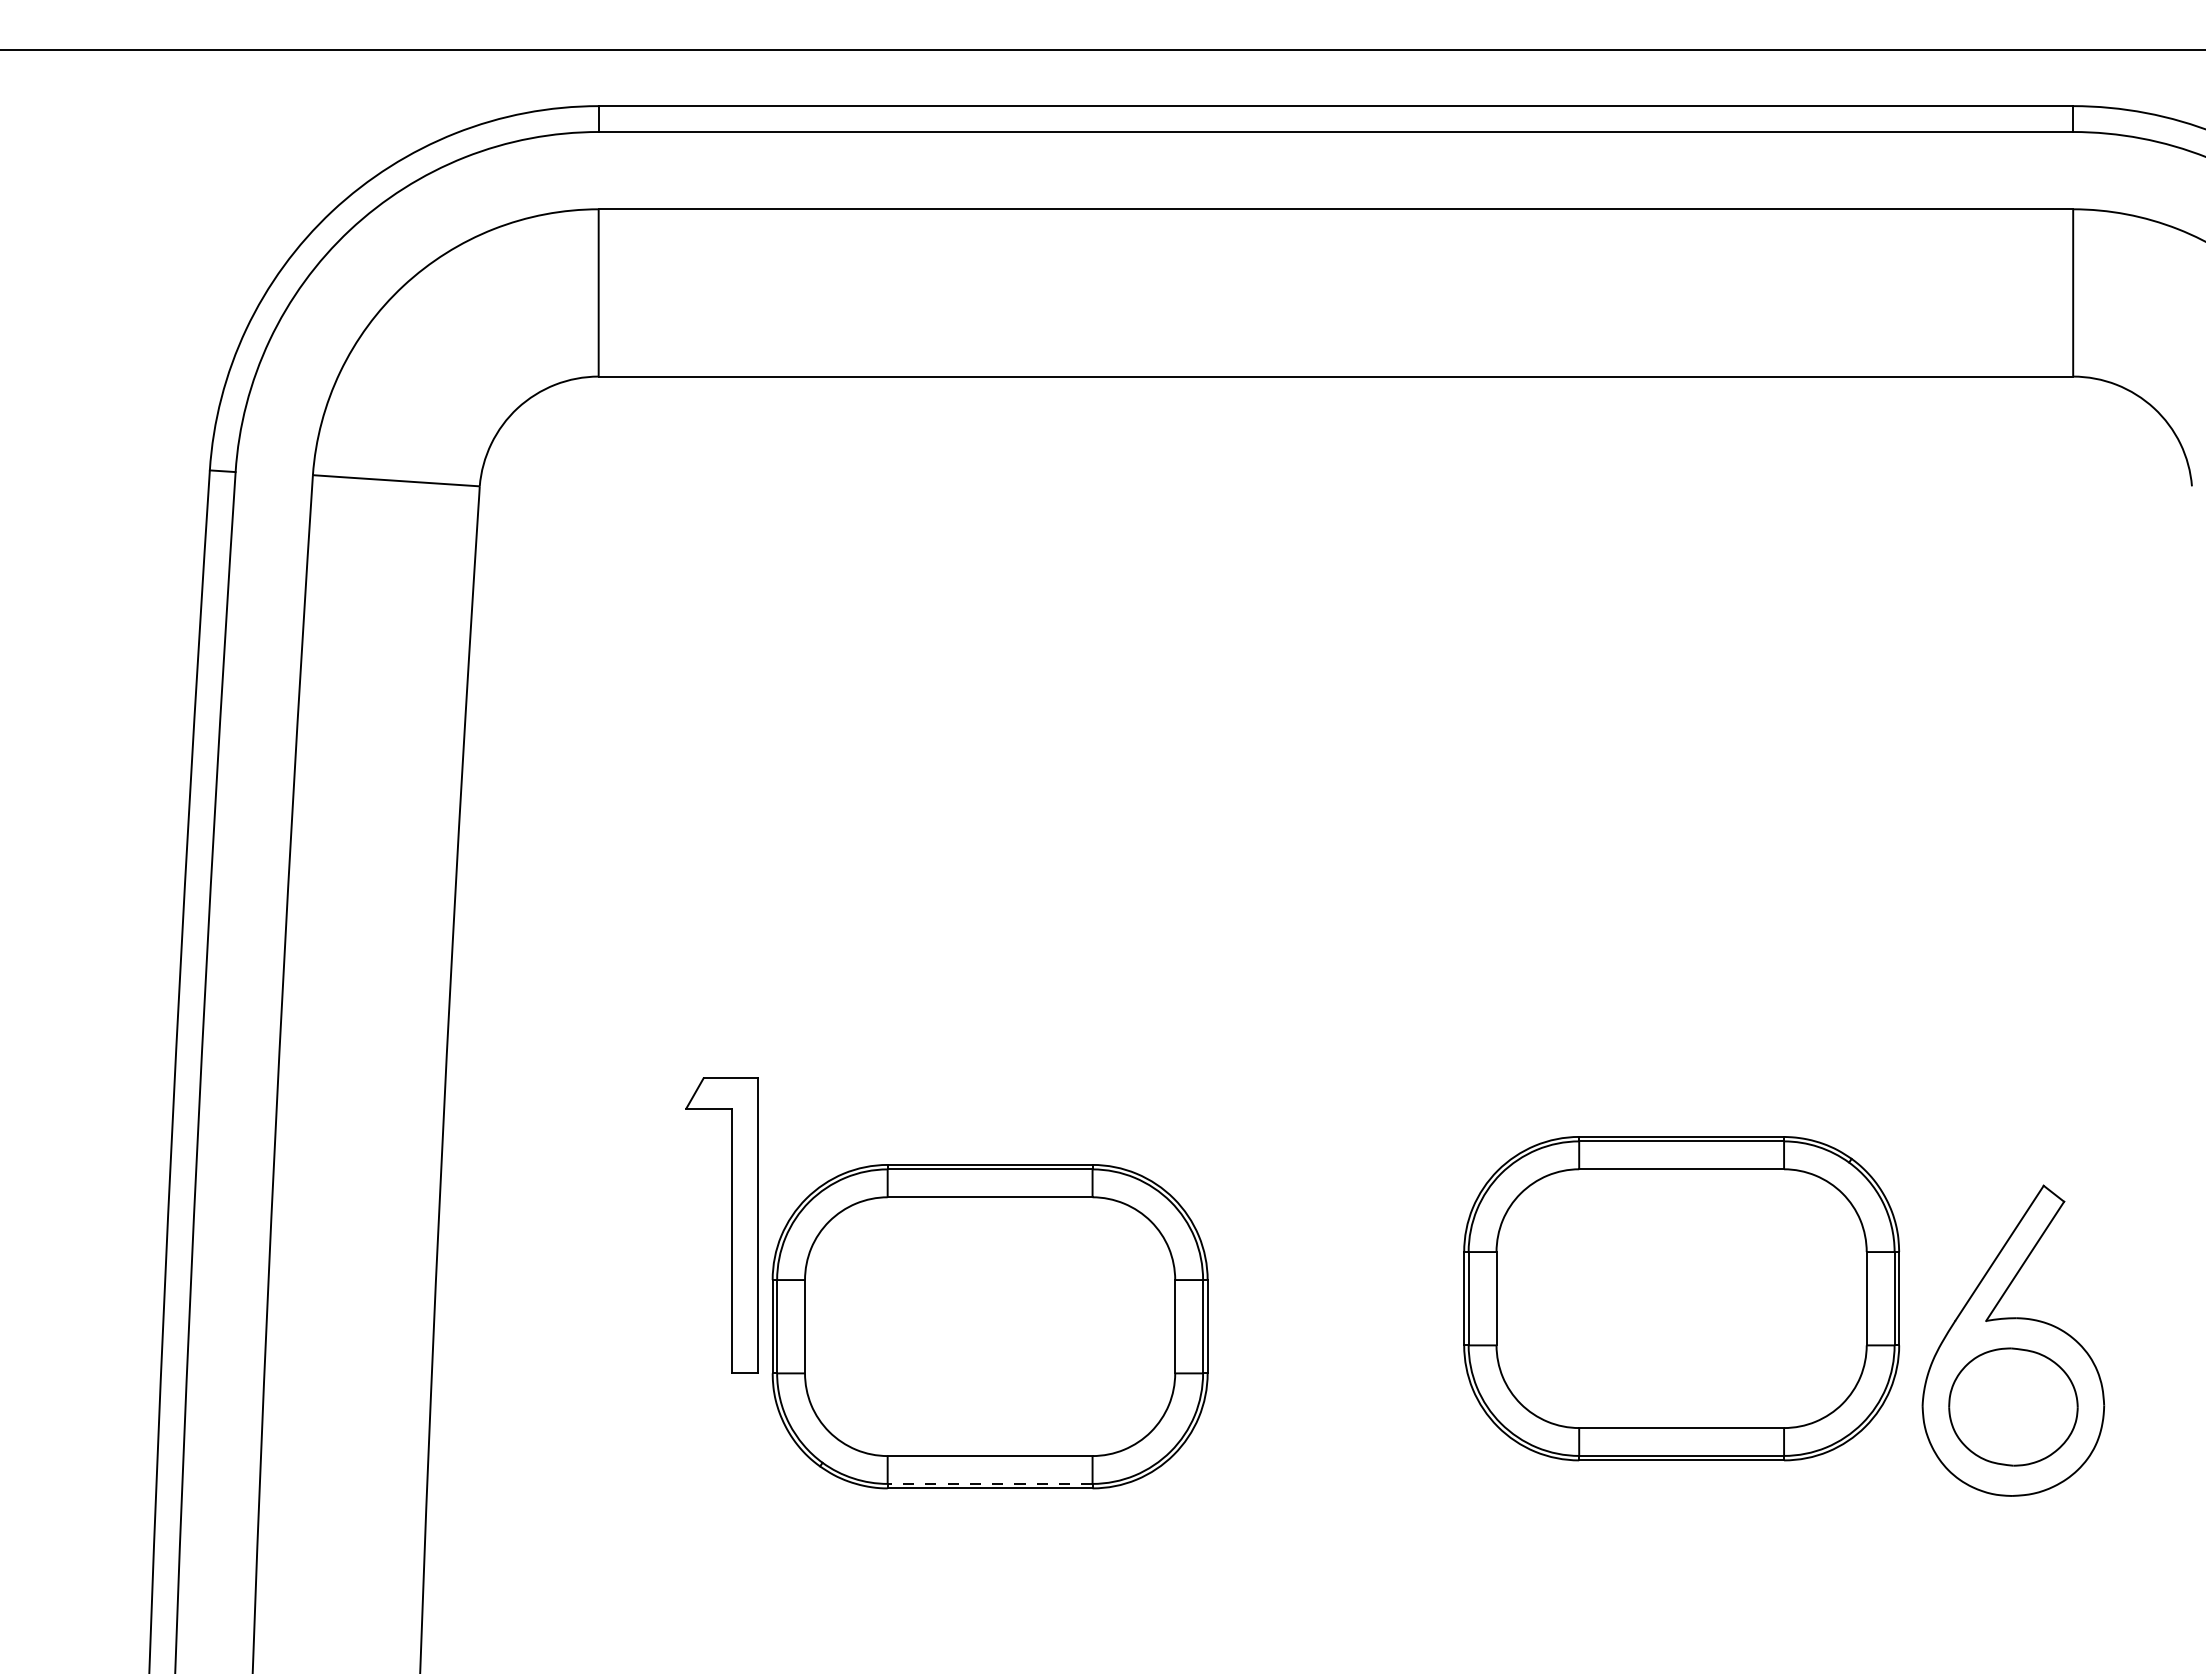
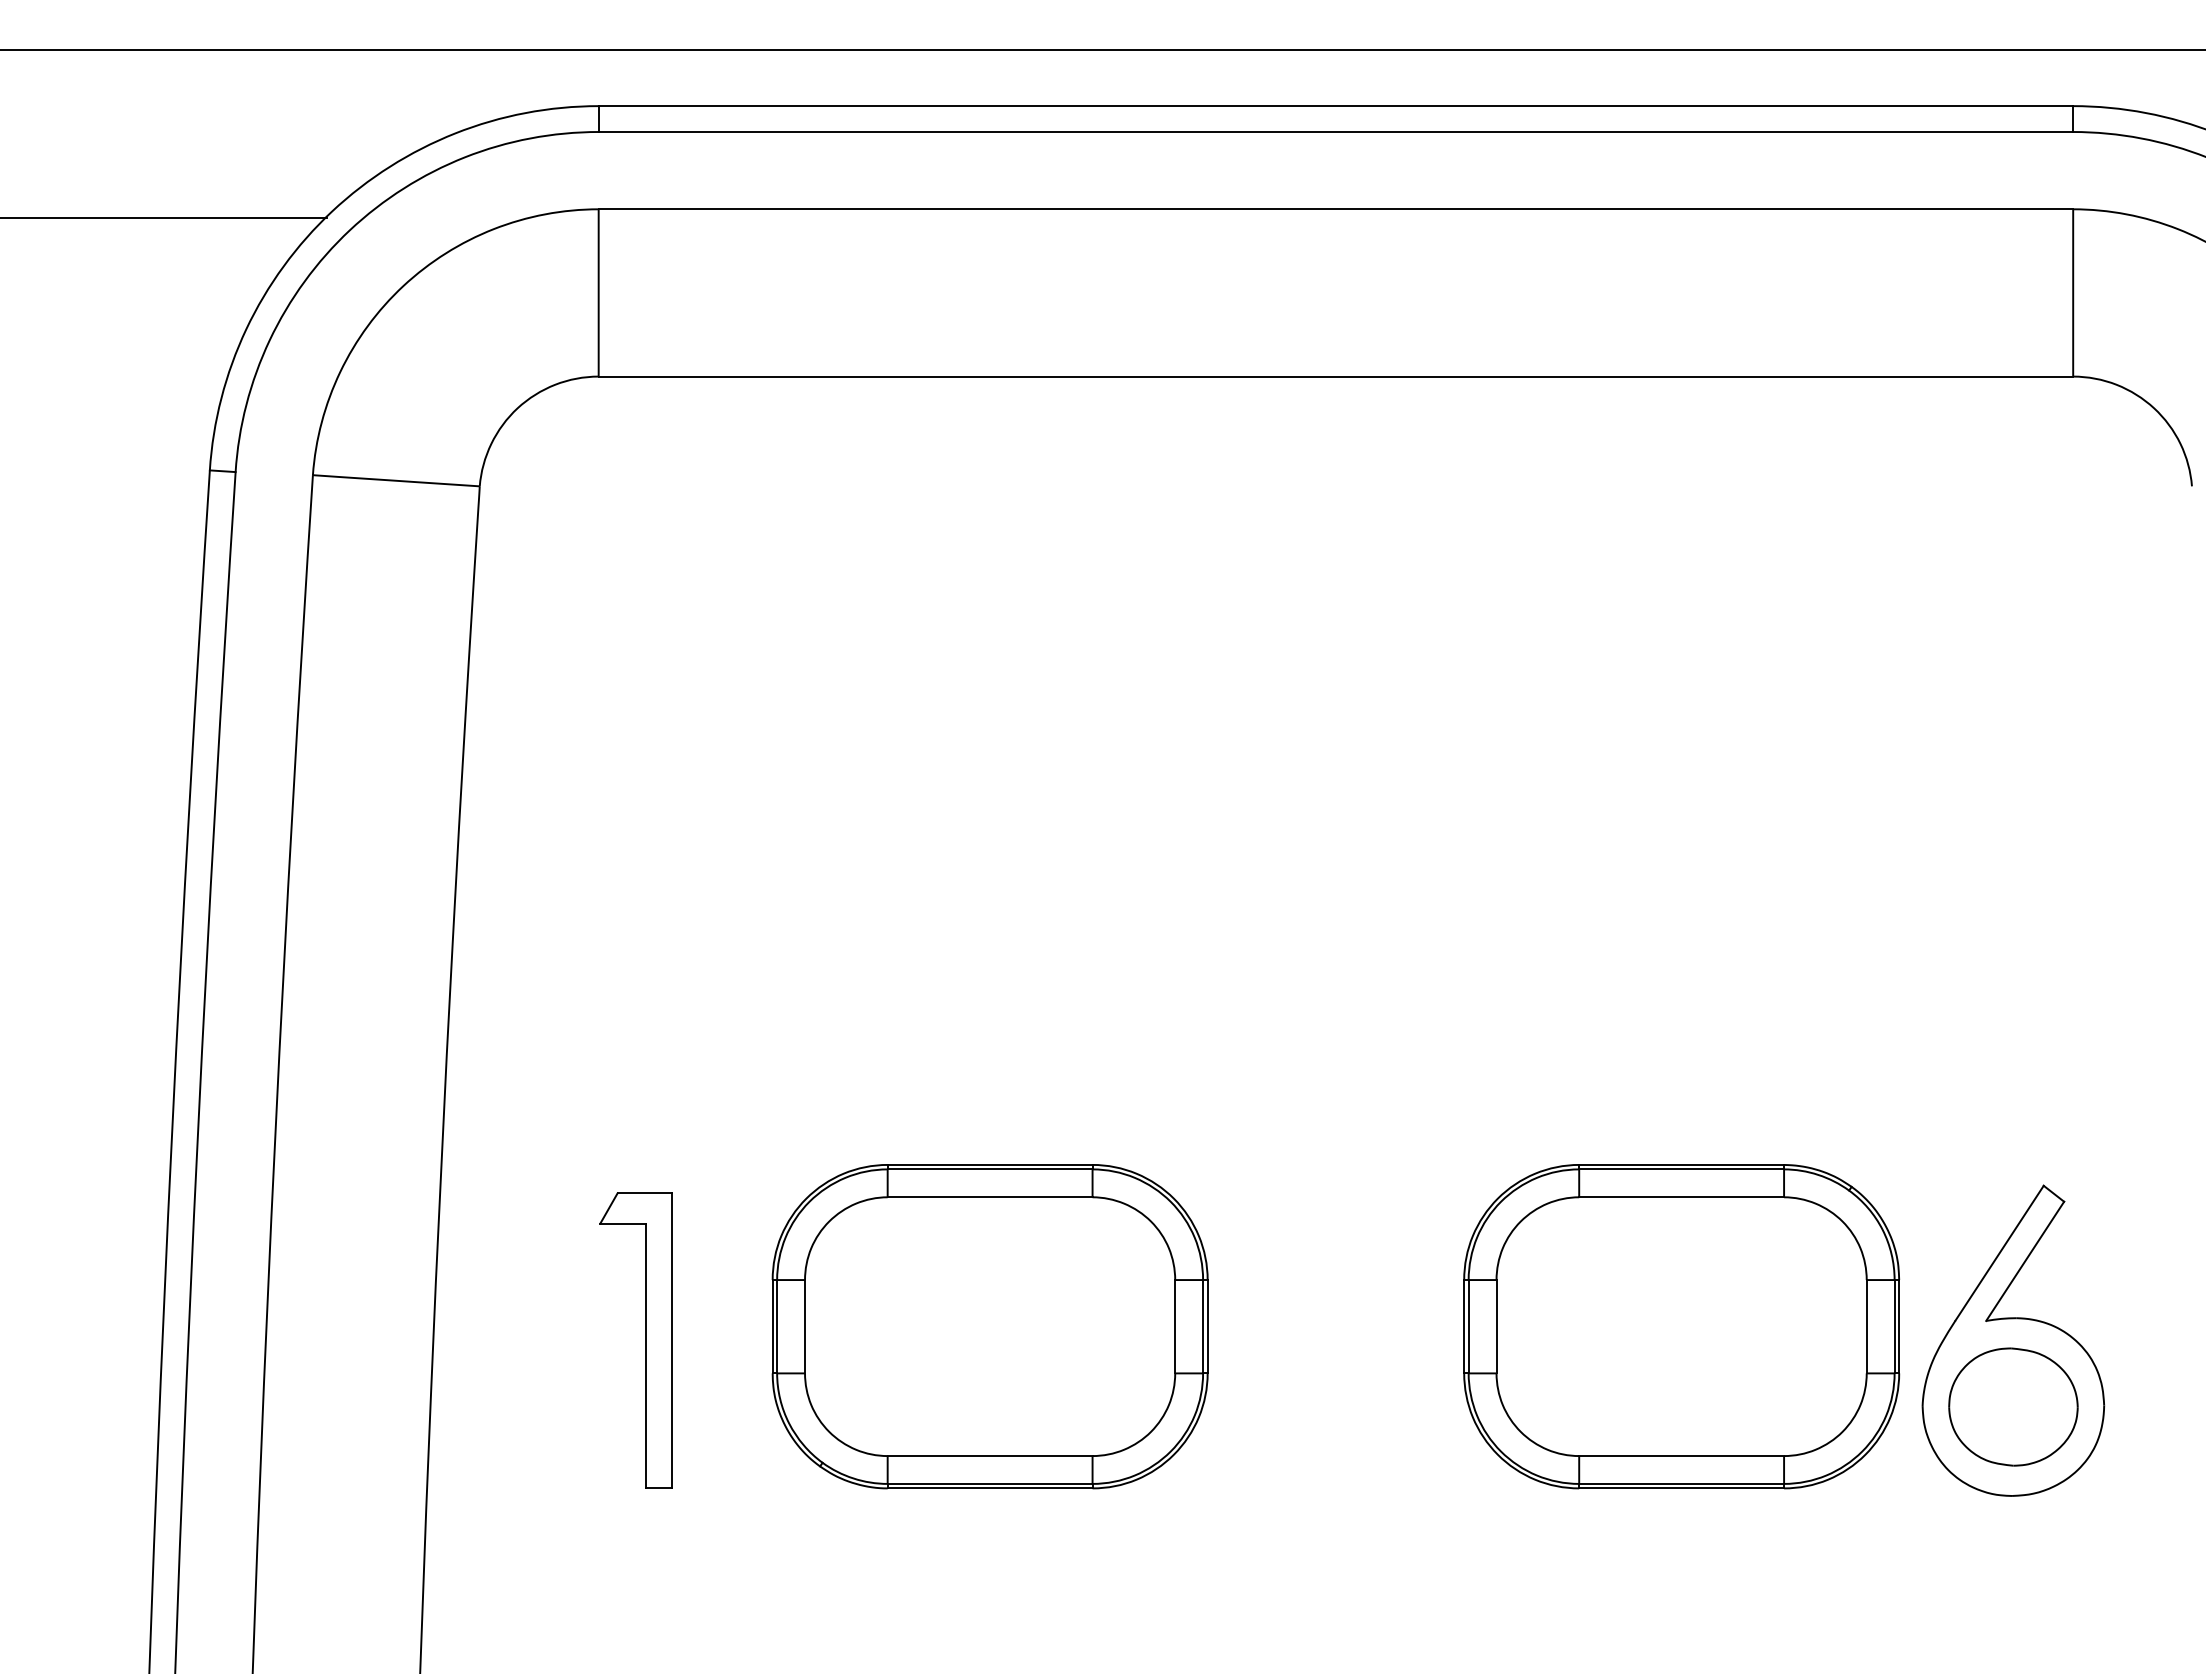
line: none -> present (164, 217)
part position: (731, 1225) -> (645, 1340) (645, 1340)
part position: (1681, 1298) -> (1681, 1326) (1681, 1326)
line: dashed -> solid (989, 1483)
